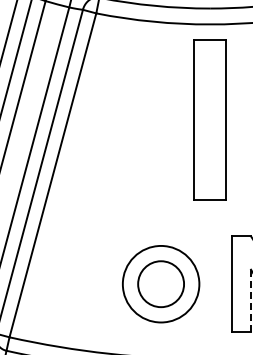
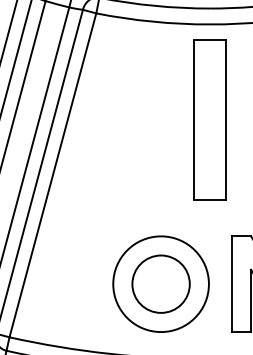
circle diameter: 77 px -> 96 px (160, 284)
circle diameter: 46 px -> 57 px (160, 283)
line: dashed -> solid (251, 301)
